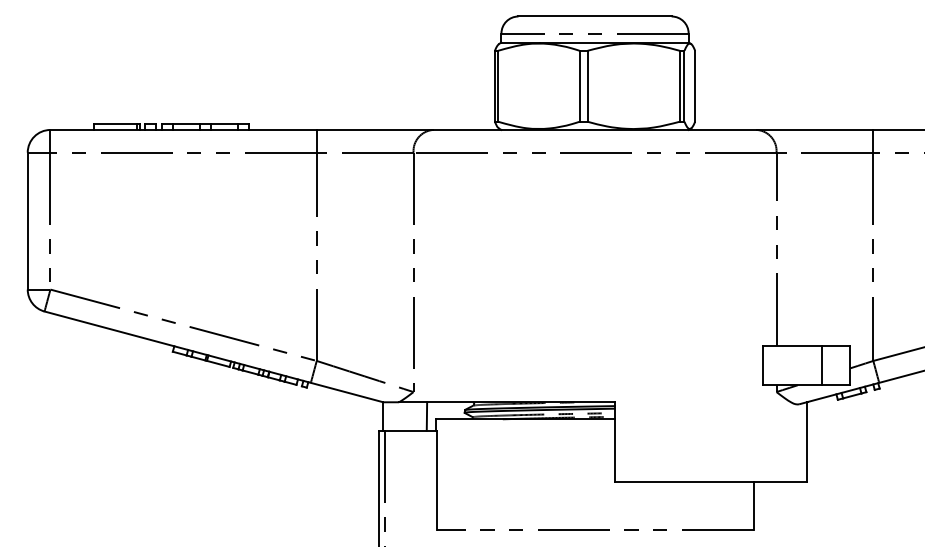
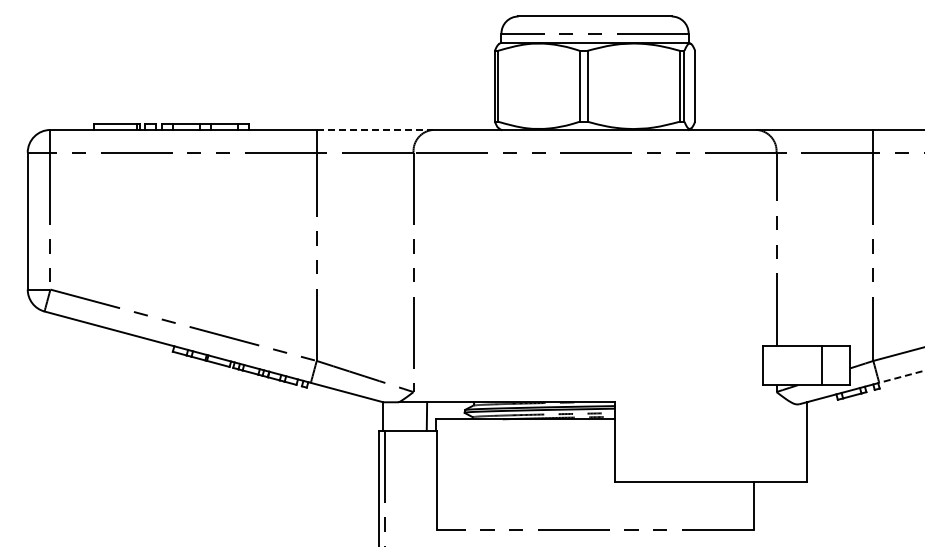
line: solid -> dashed (375, 129)
line: solid -> dashed (901, 376)
